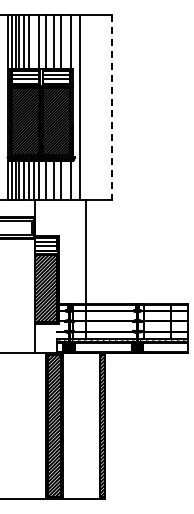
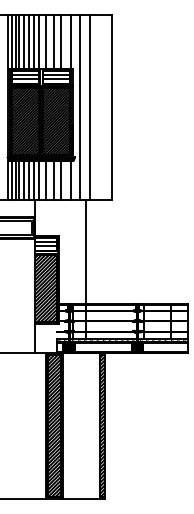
line: none -> present (34, 42)
line: none -> present (90, 107)
line: dashed -> solid (112, 108)
